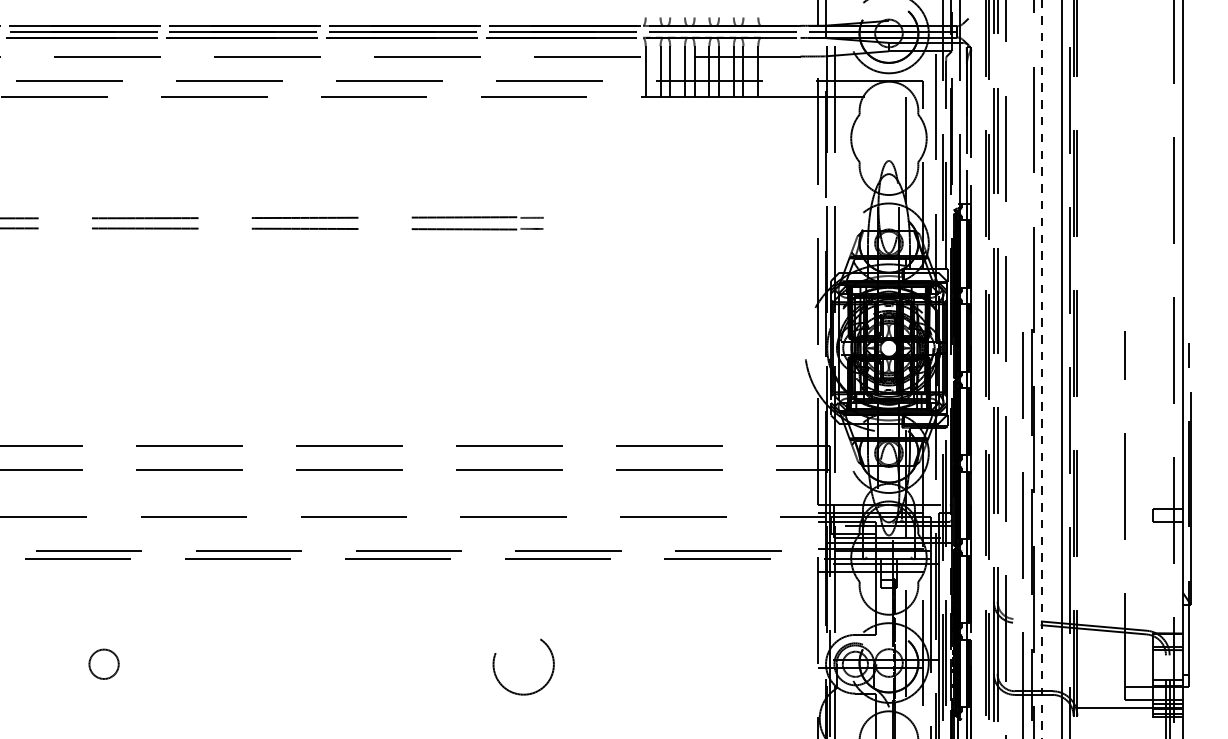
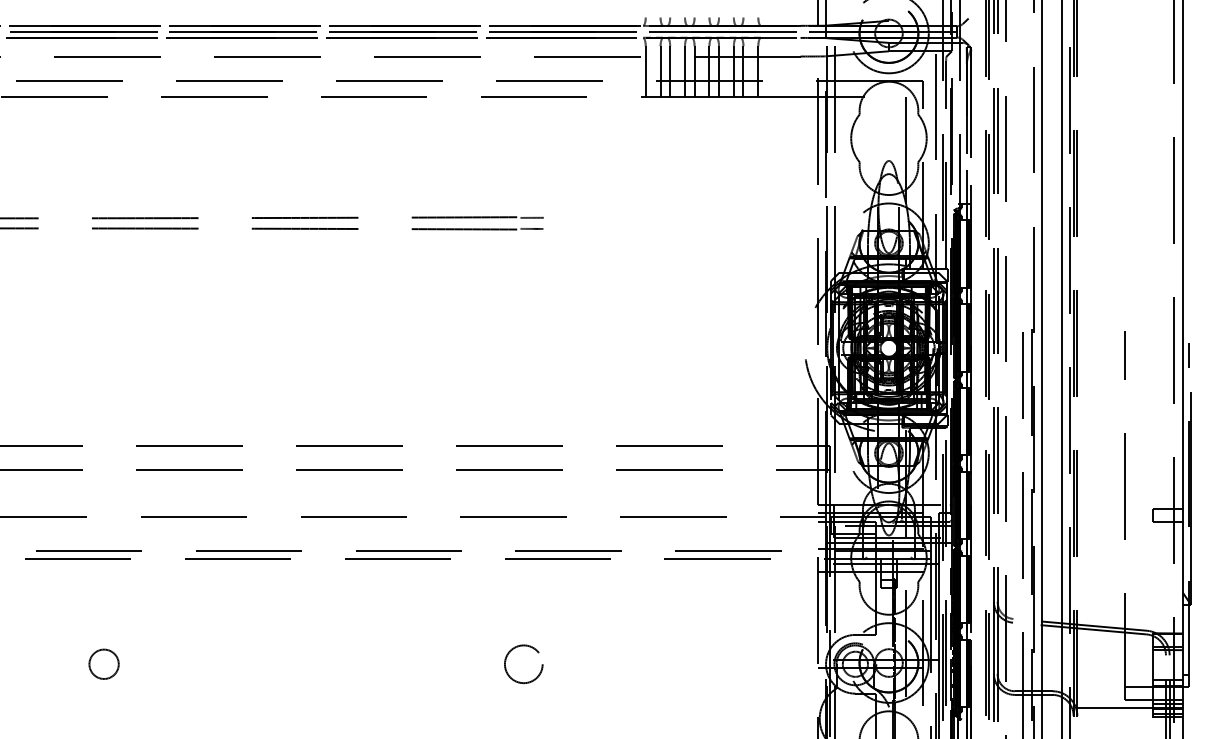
line: dashed -> solid (1041, 369)
circle size: 63x58 px -> 40x40 px (523, 663)
